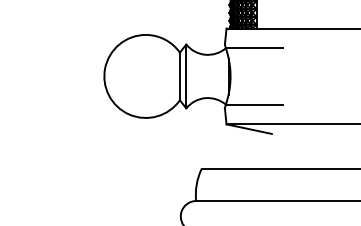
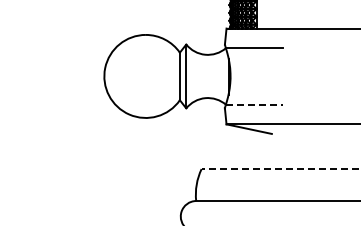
line: solid -> dashed (254, 105)
line: solid -> dashed (280, 169)
